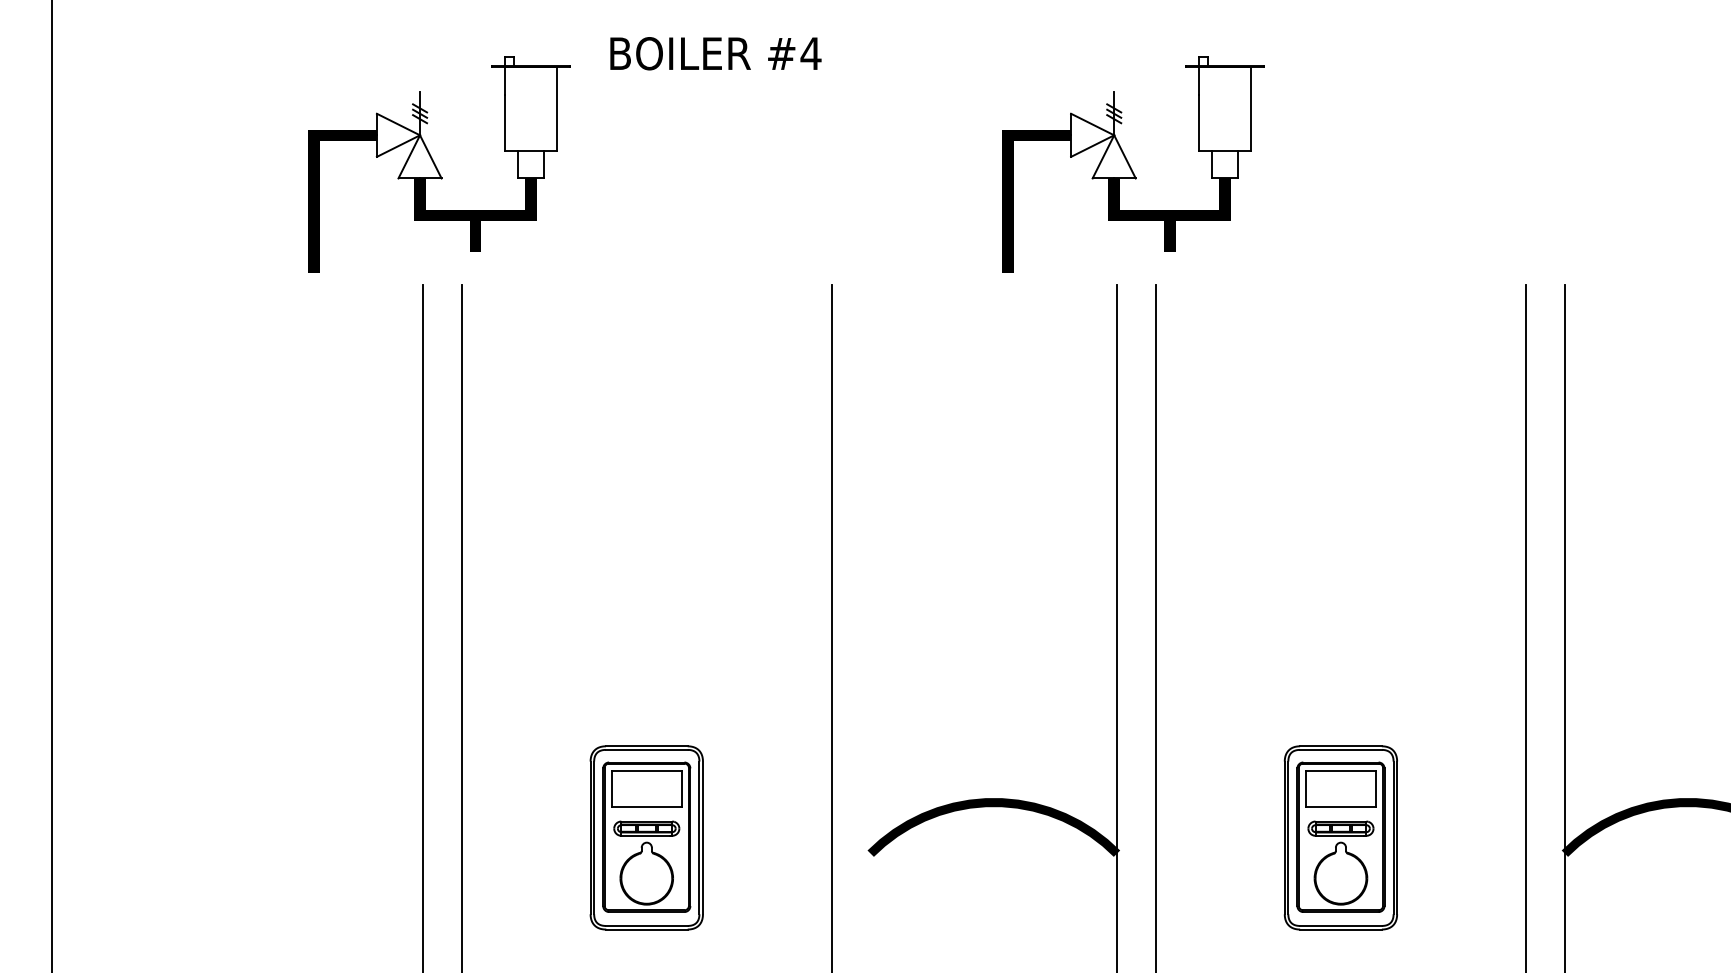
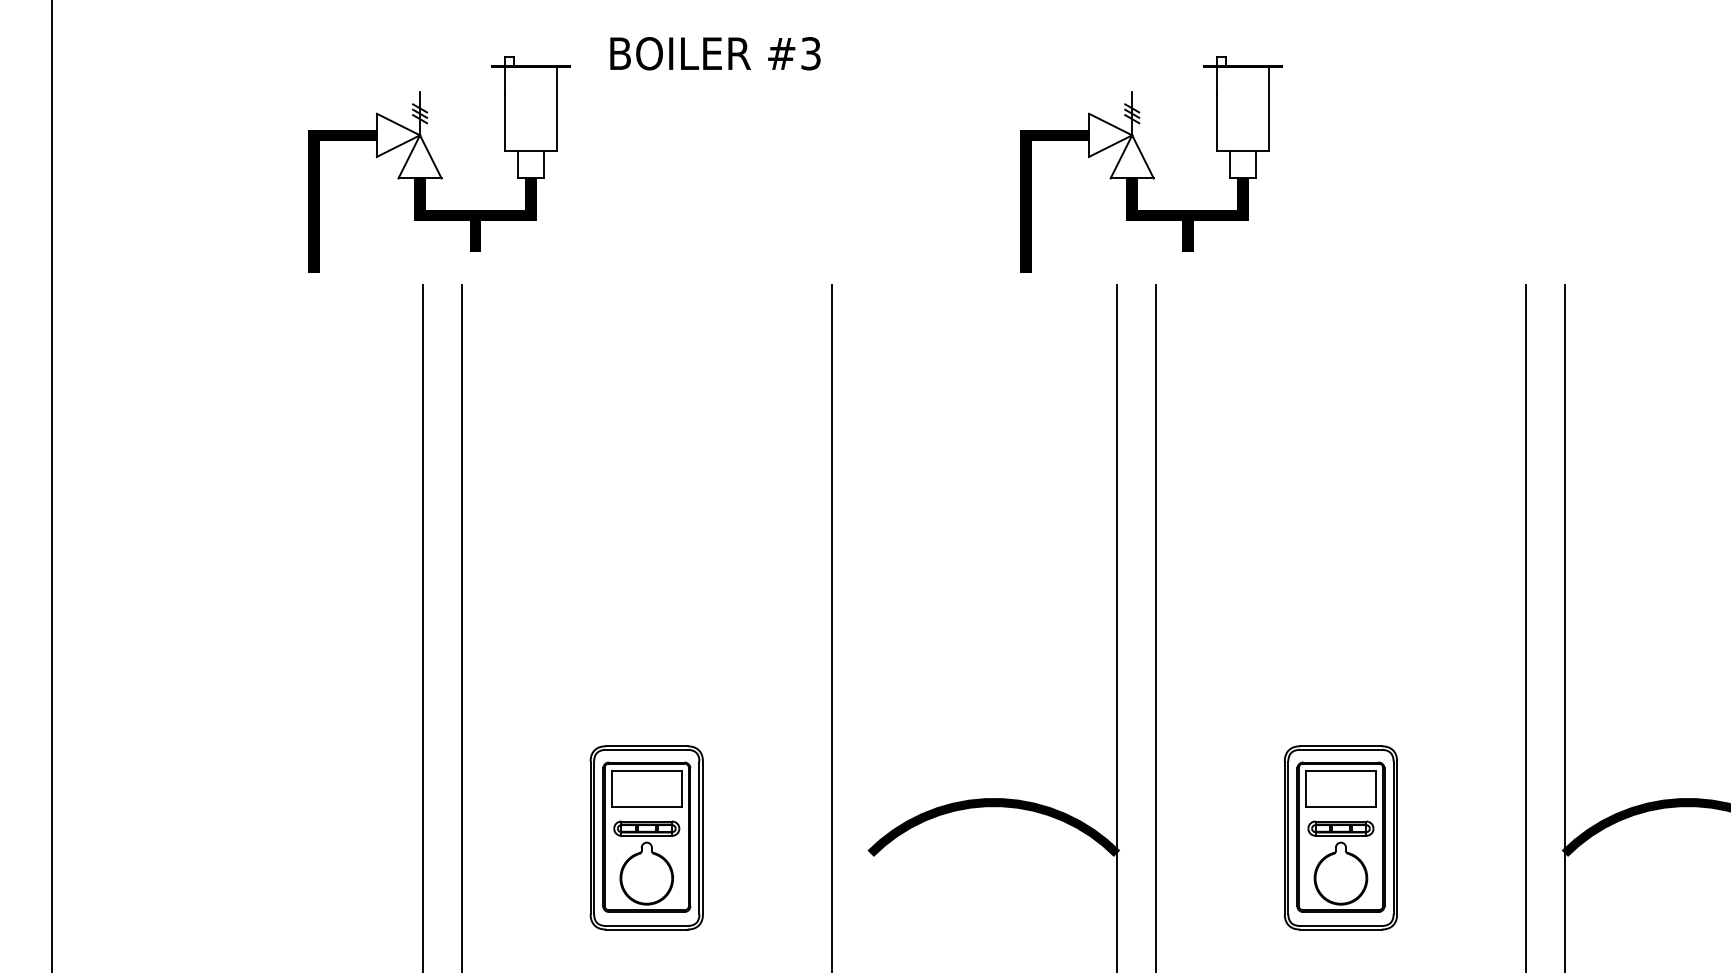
text: #4 -> #3 (810, 53)
part position: (1133, 164) -> (1151, 164) (1151, 164)
